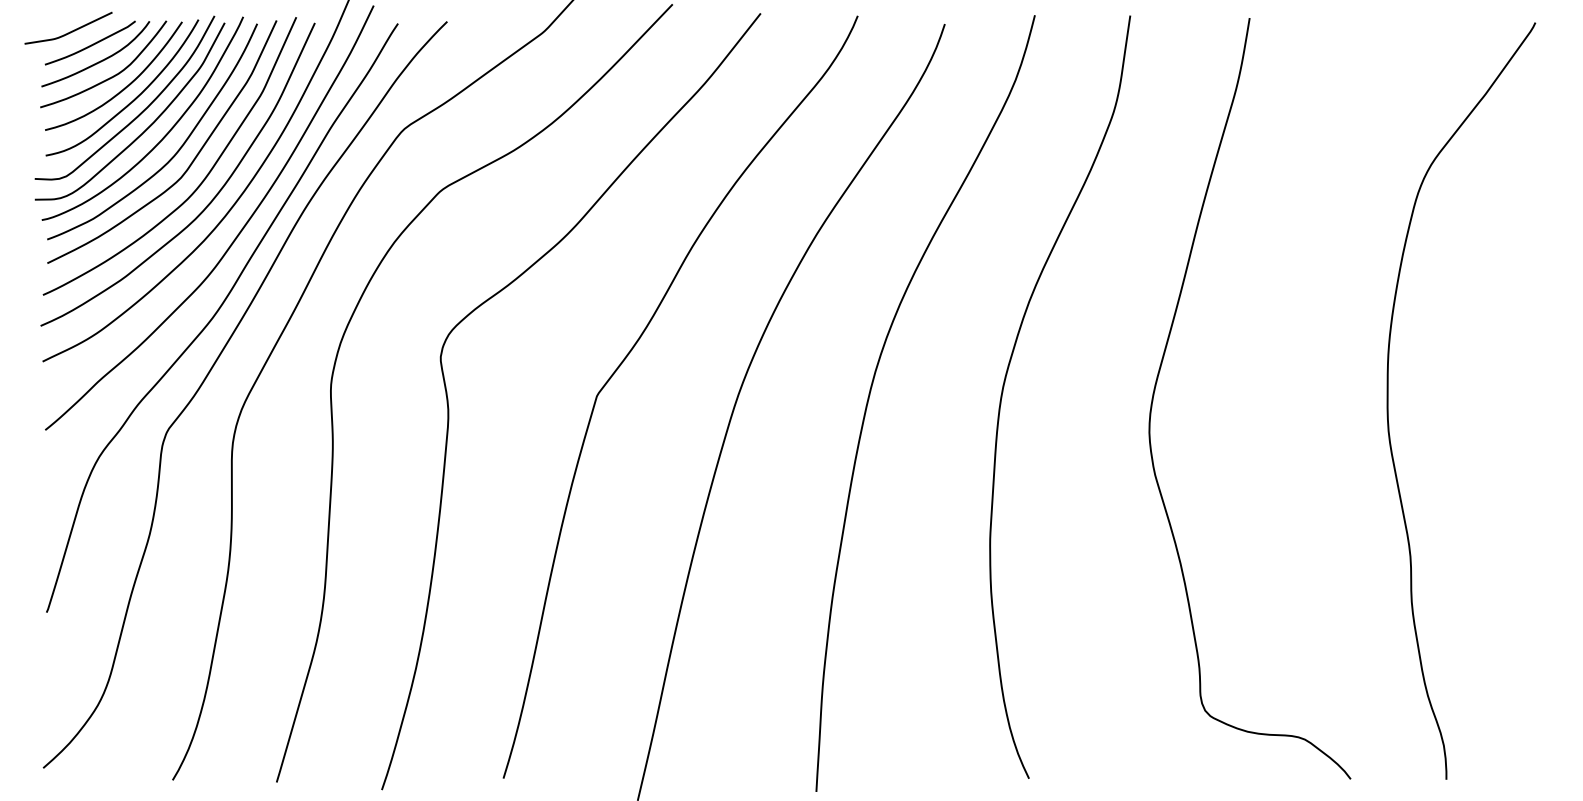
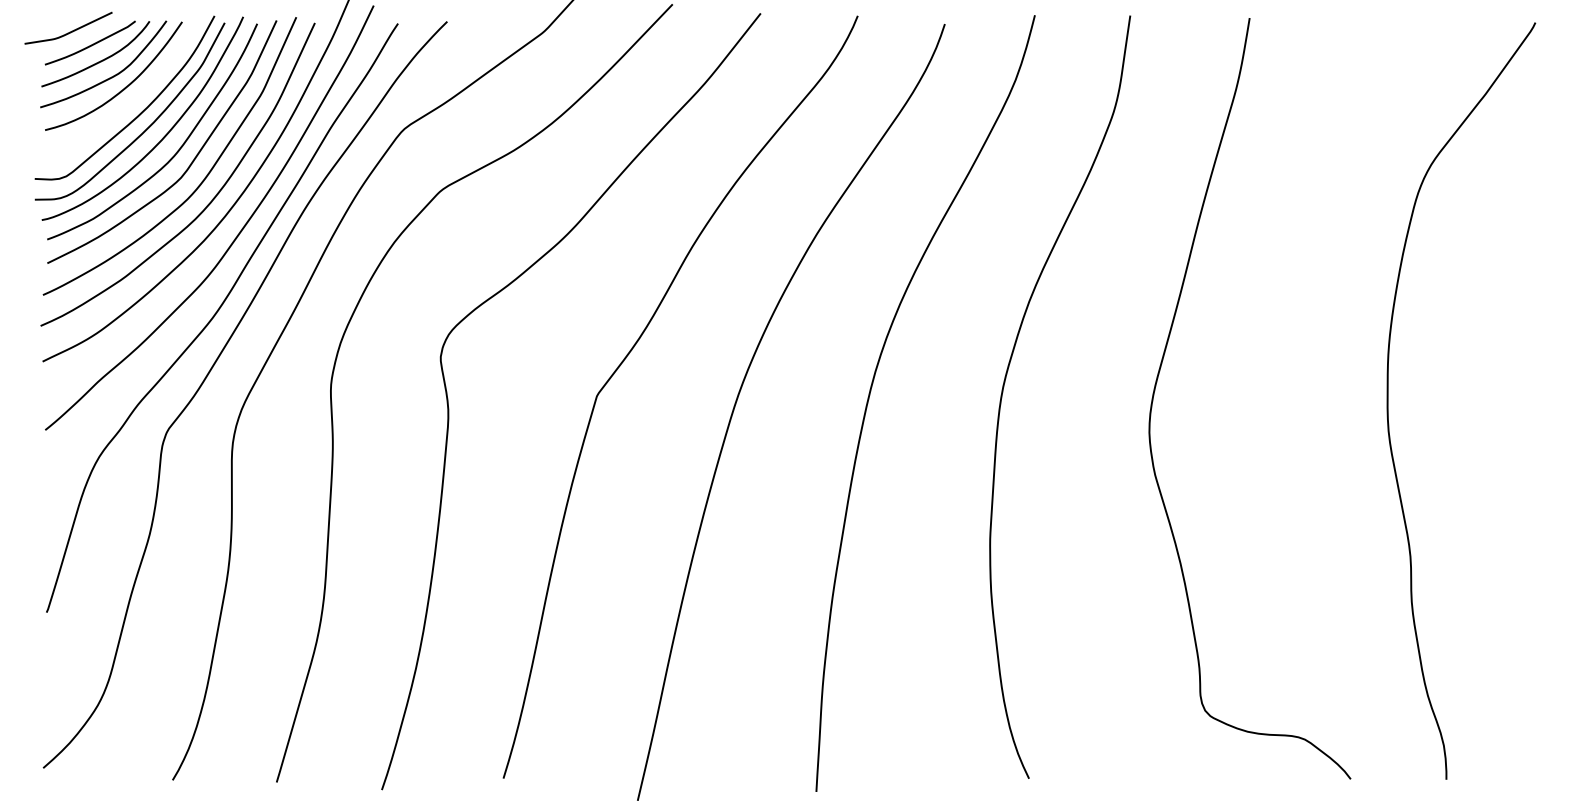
curve: present -> none (134, 98)
